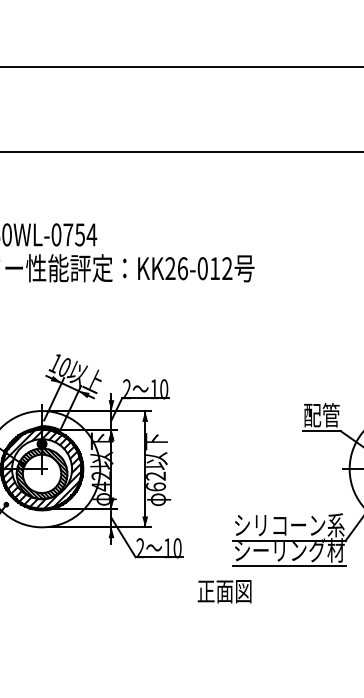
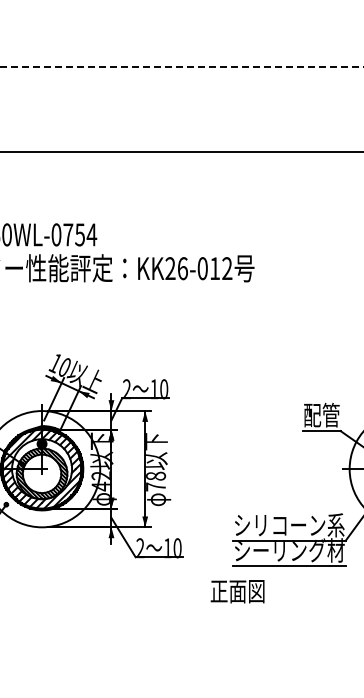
line: solid -> dashed (182, 67)
text: 62 -> 78 (156, 481)
text position: (224, 591) -> (237, 591) (237, 591)
